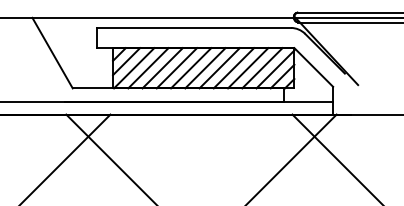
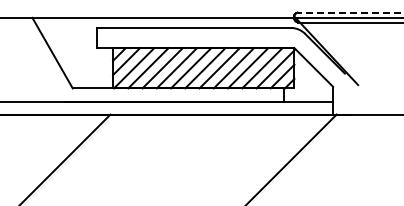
line: solid -> dashed (350, 12)
line: present -> none (110, 158)
line: present -> none (336, 158)
